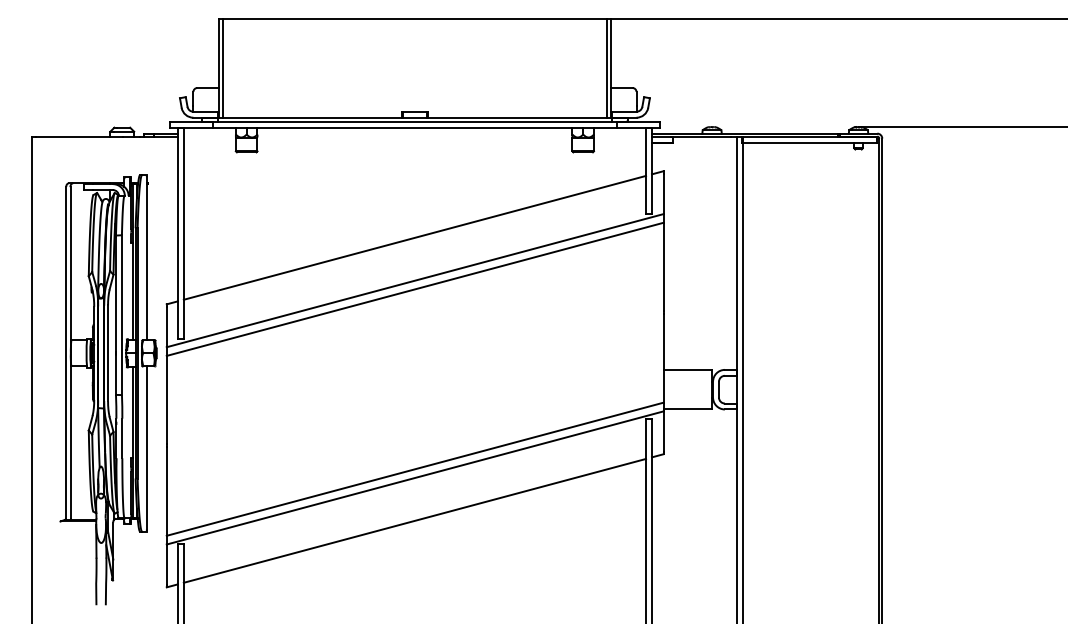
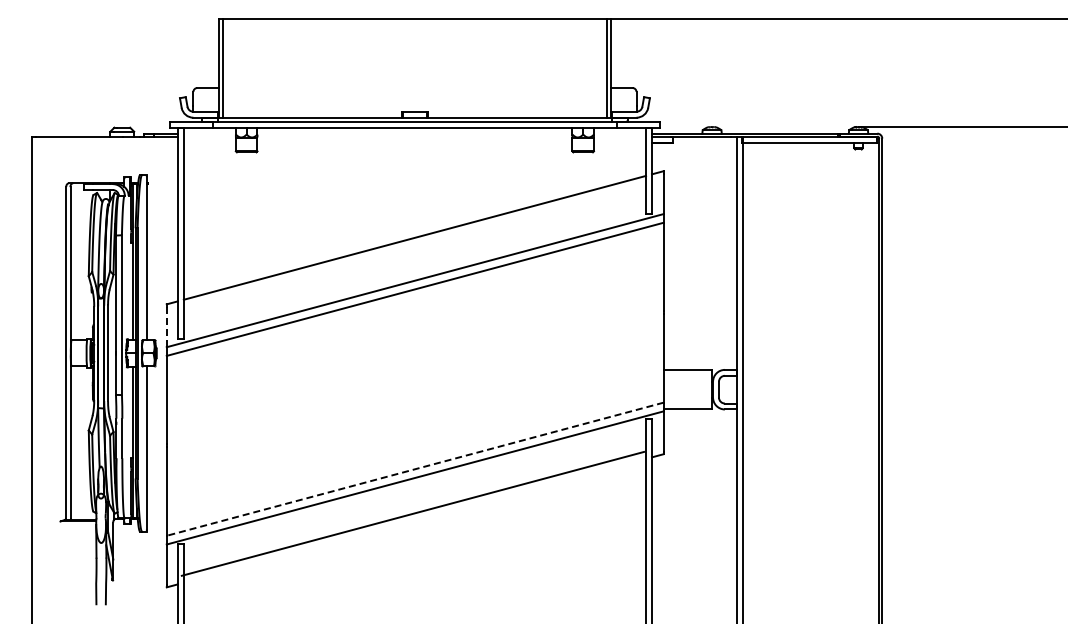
line: solid -> dashed (166, 327)
line: solid -> dashed (414, 469)
line position: (414, 520) -> (412, 513) (412, 513)
